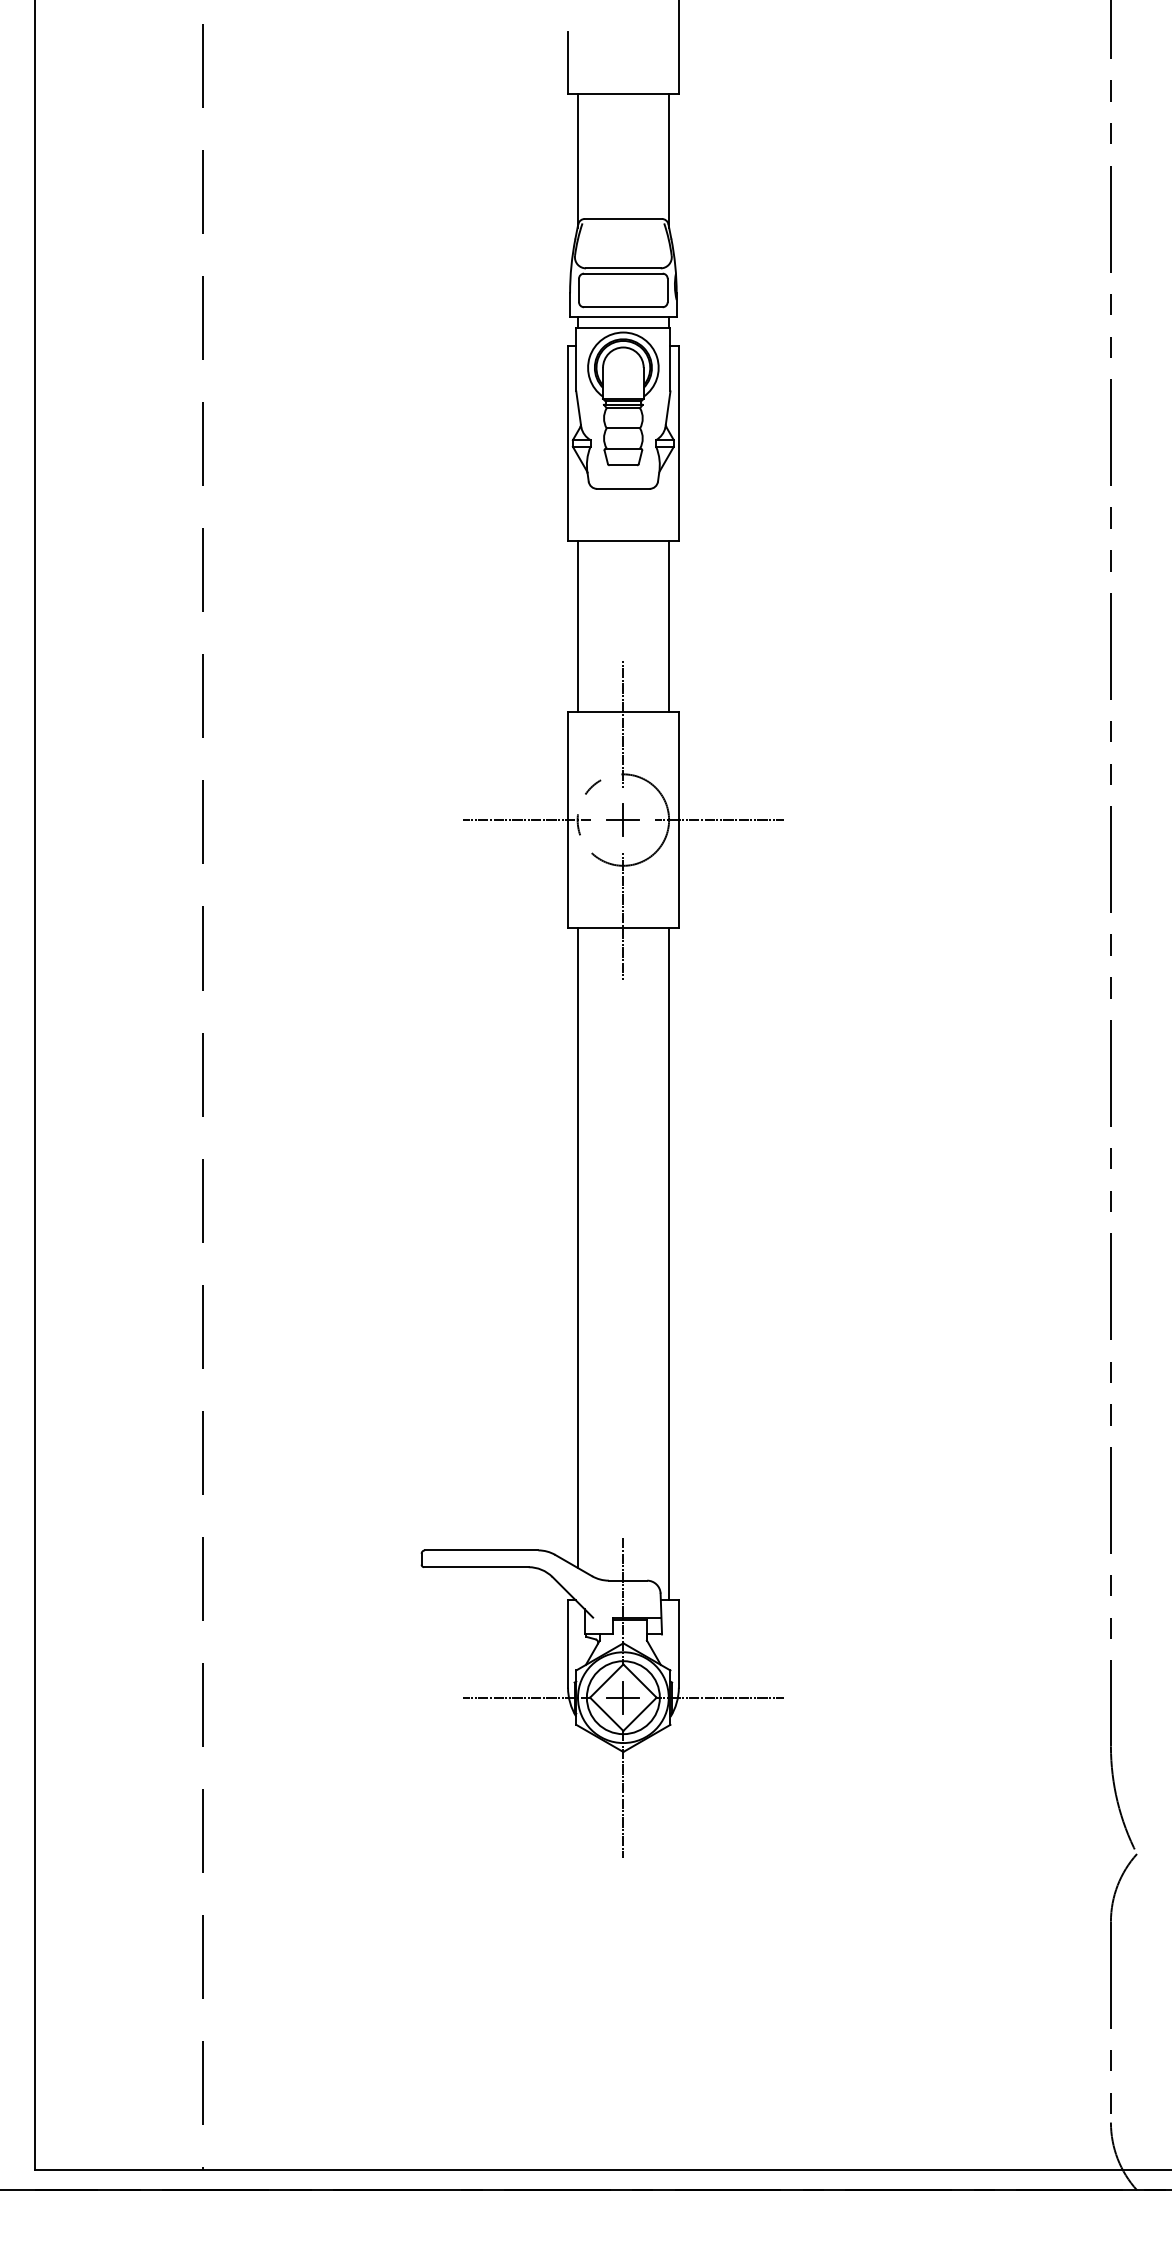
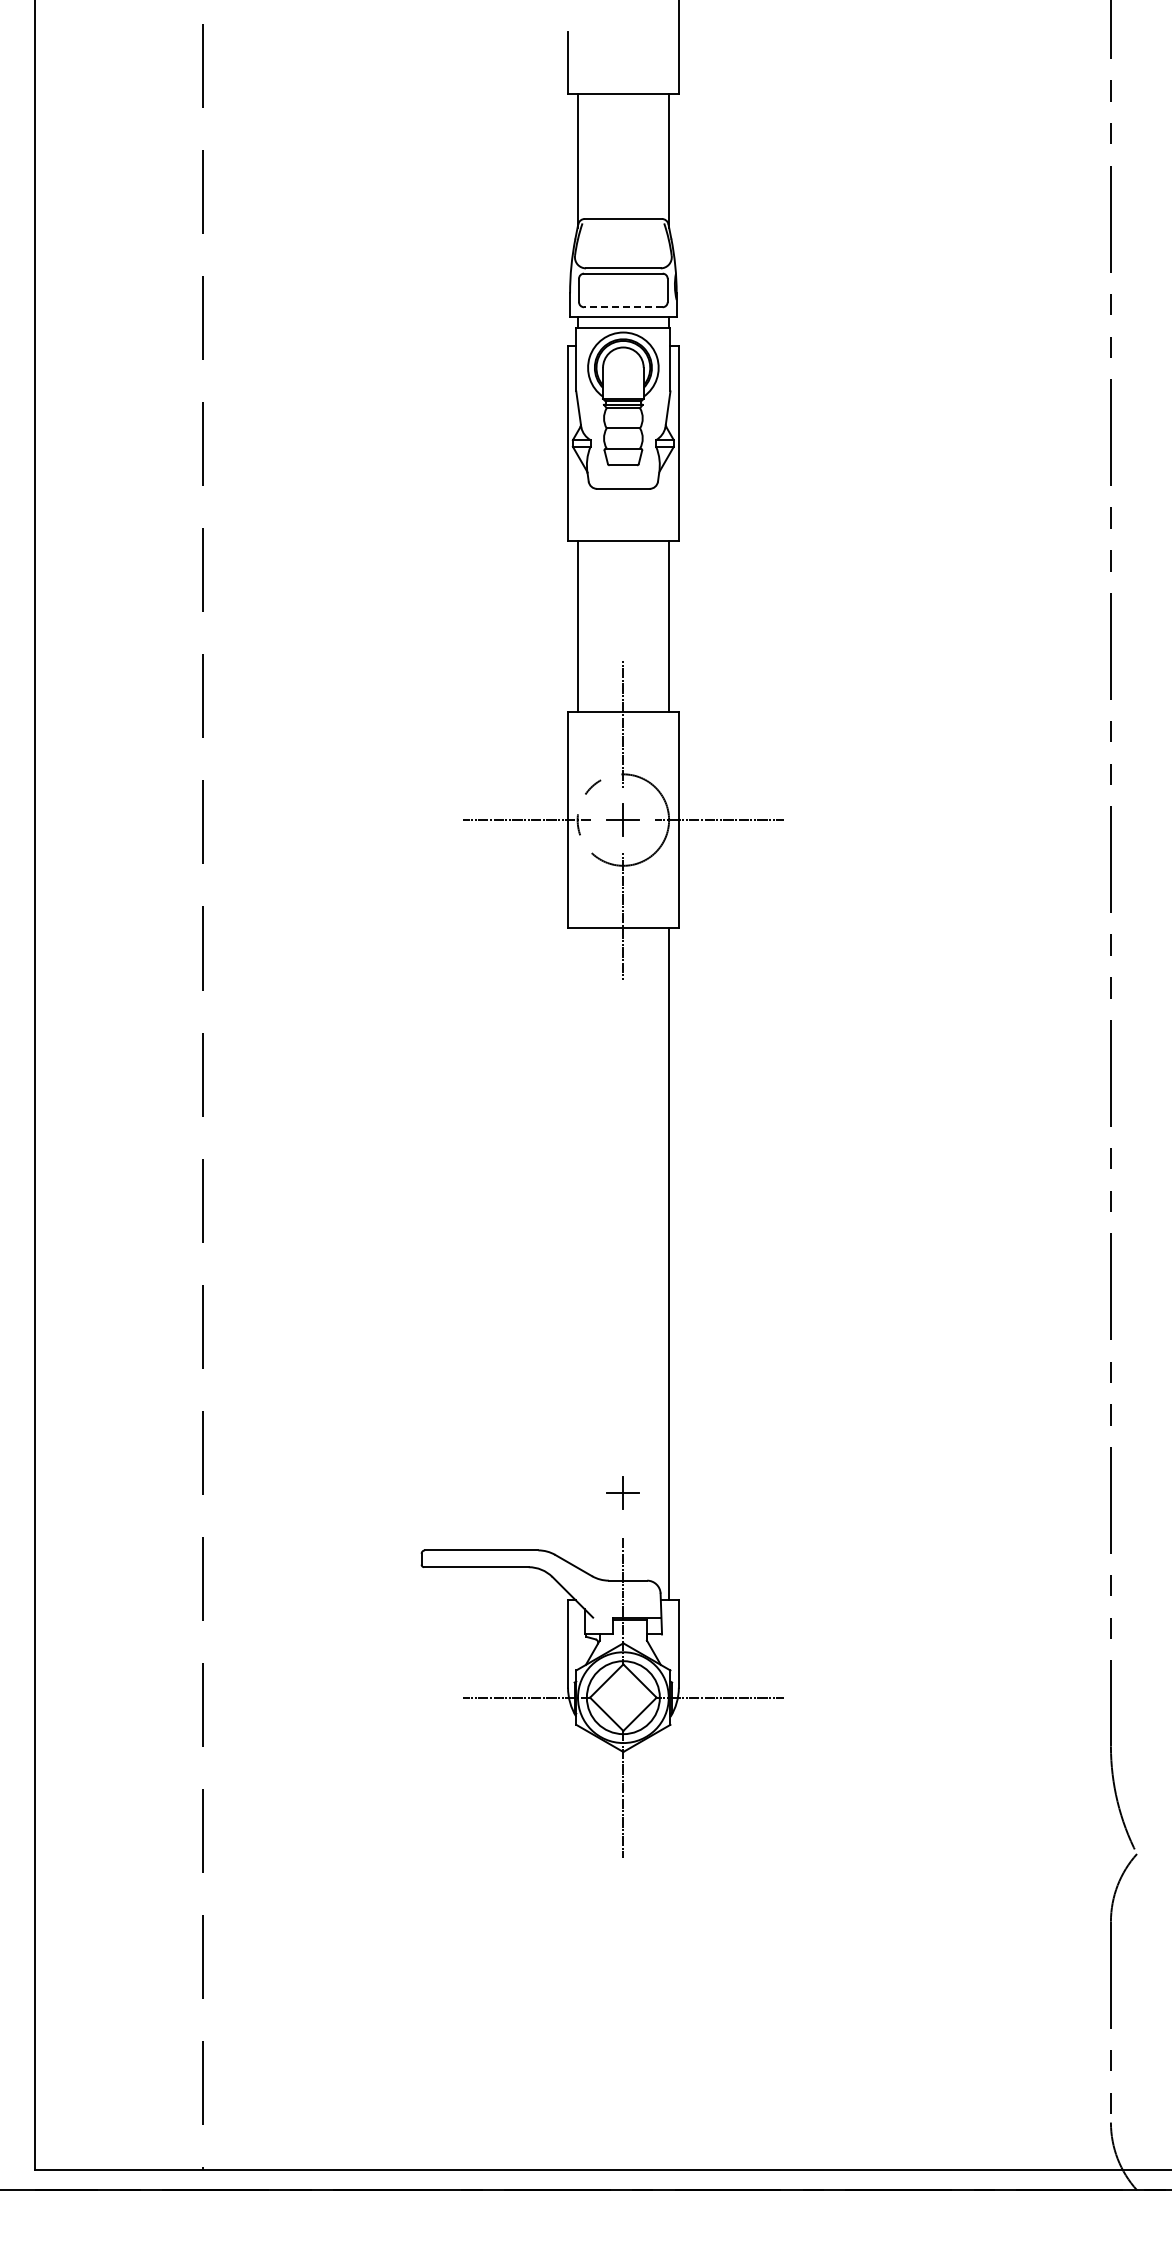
line: solid -> dashed (622, 307)
line: present -> none (577, 1247)
part position: (622, 1697) -> (622, 1492) (622, 1492)
